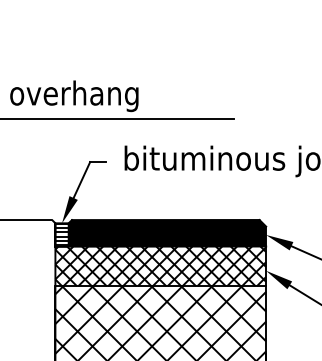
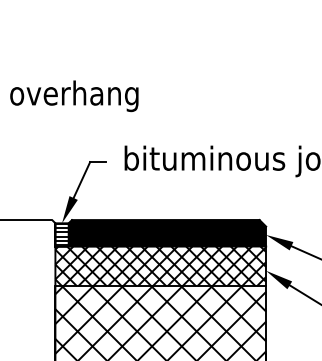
line: present -> none (117, 118)
